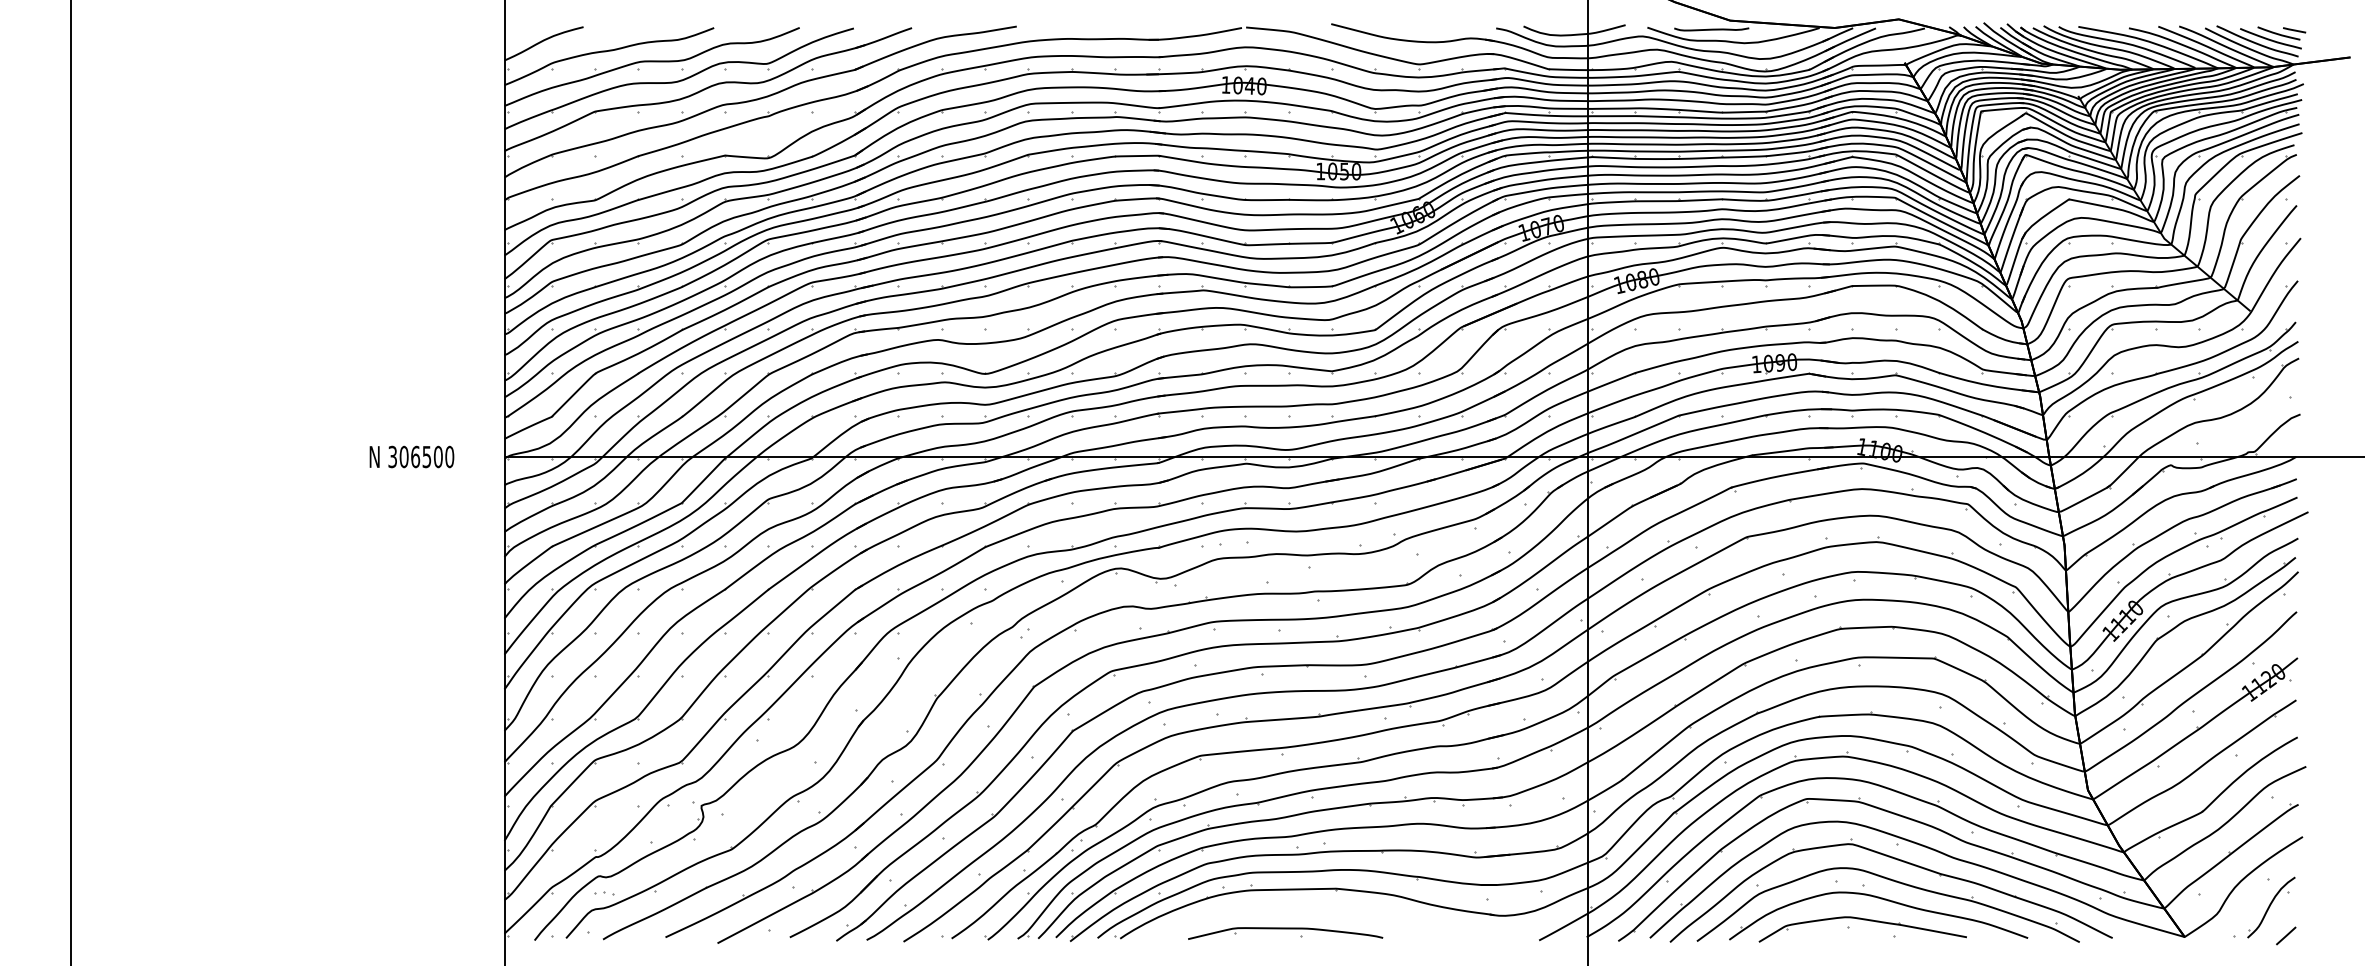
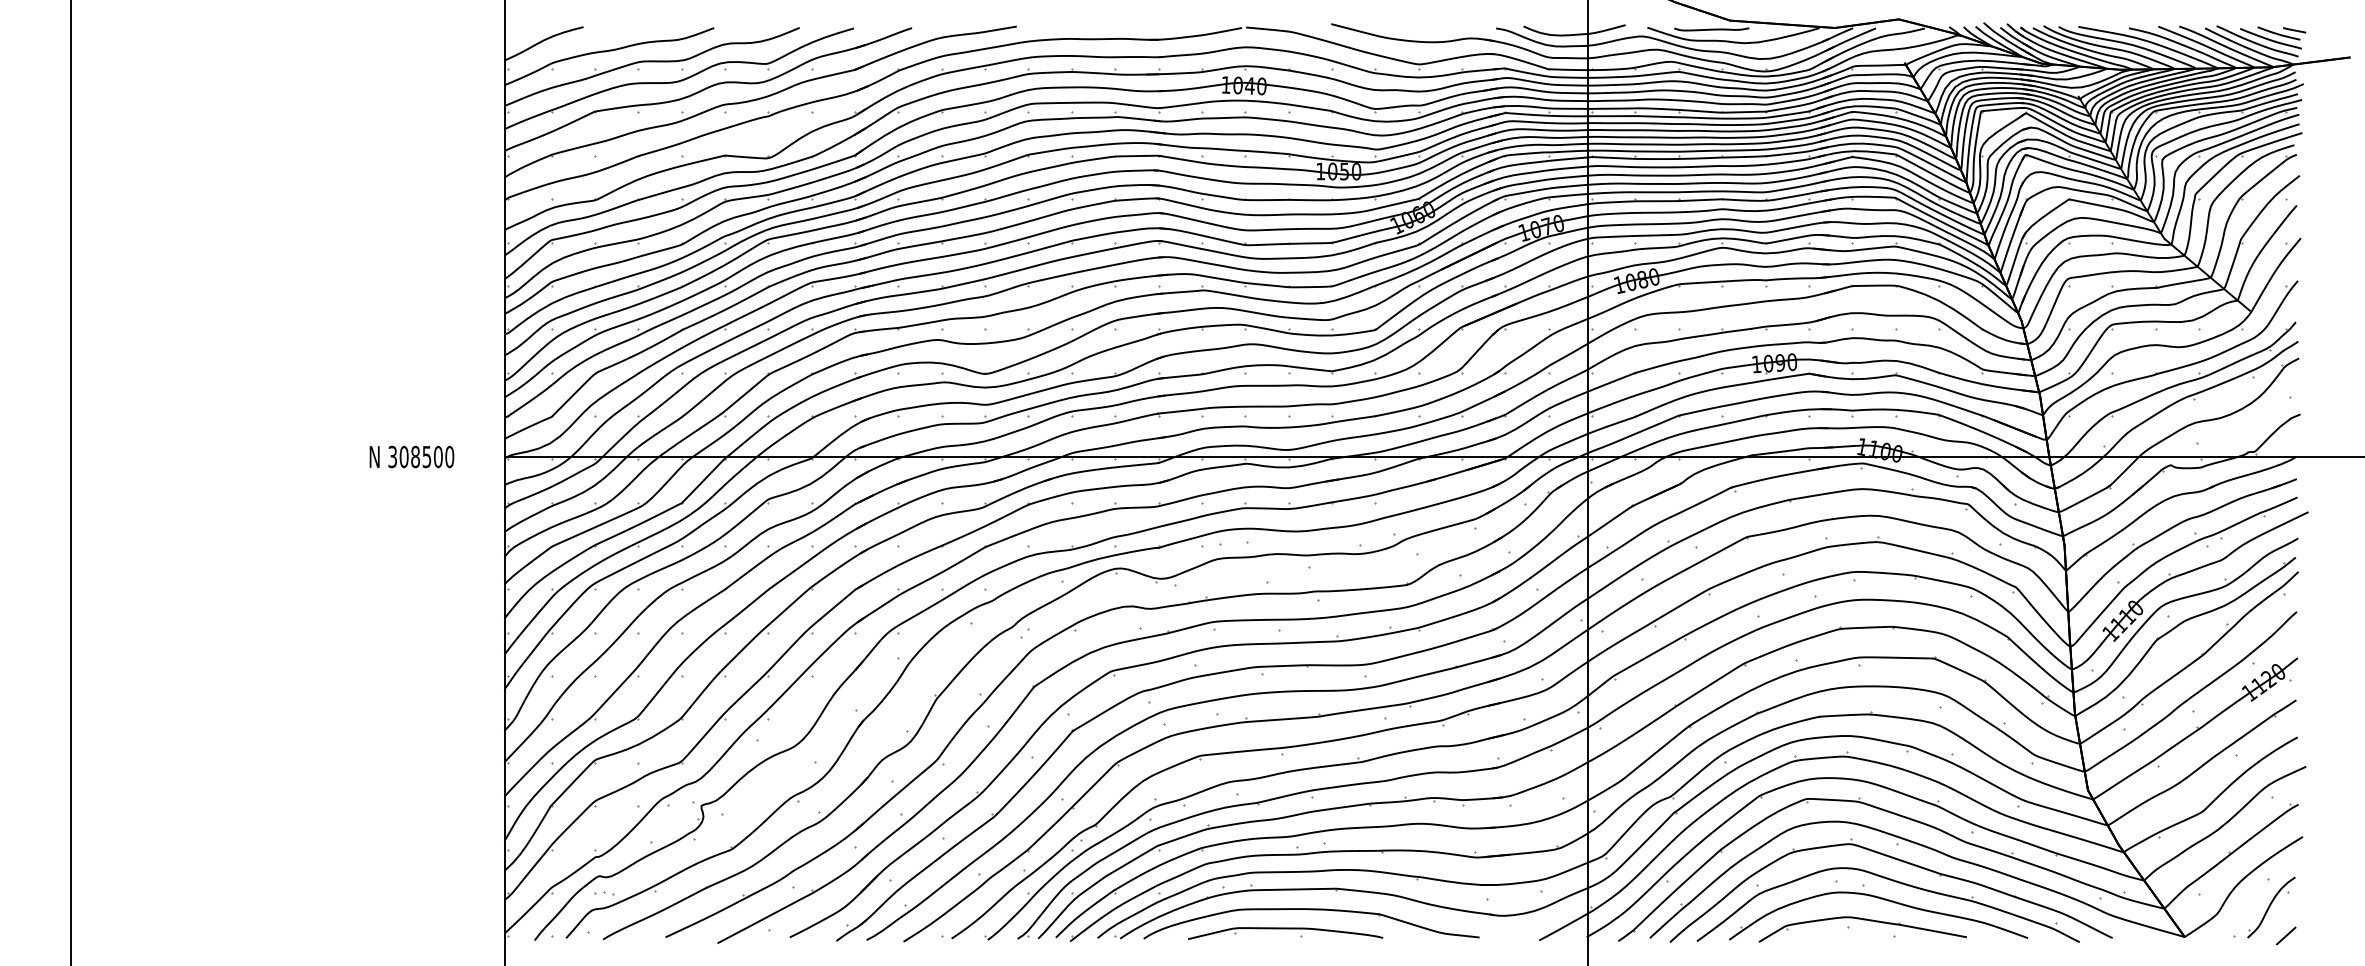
text: 306500 -> 308500 (415, 456)
part: none -> present (1311, 910)
